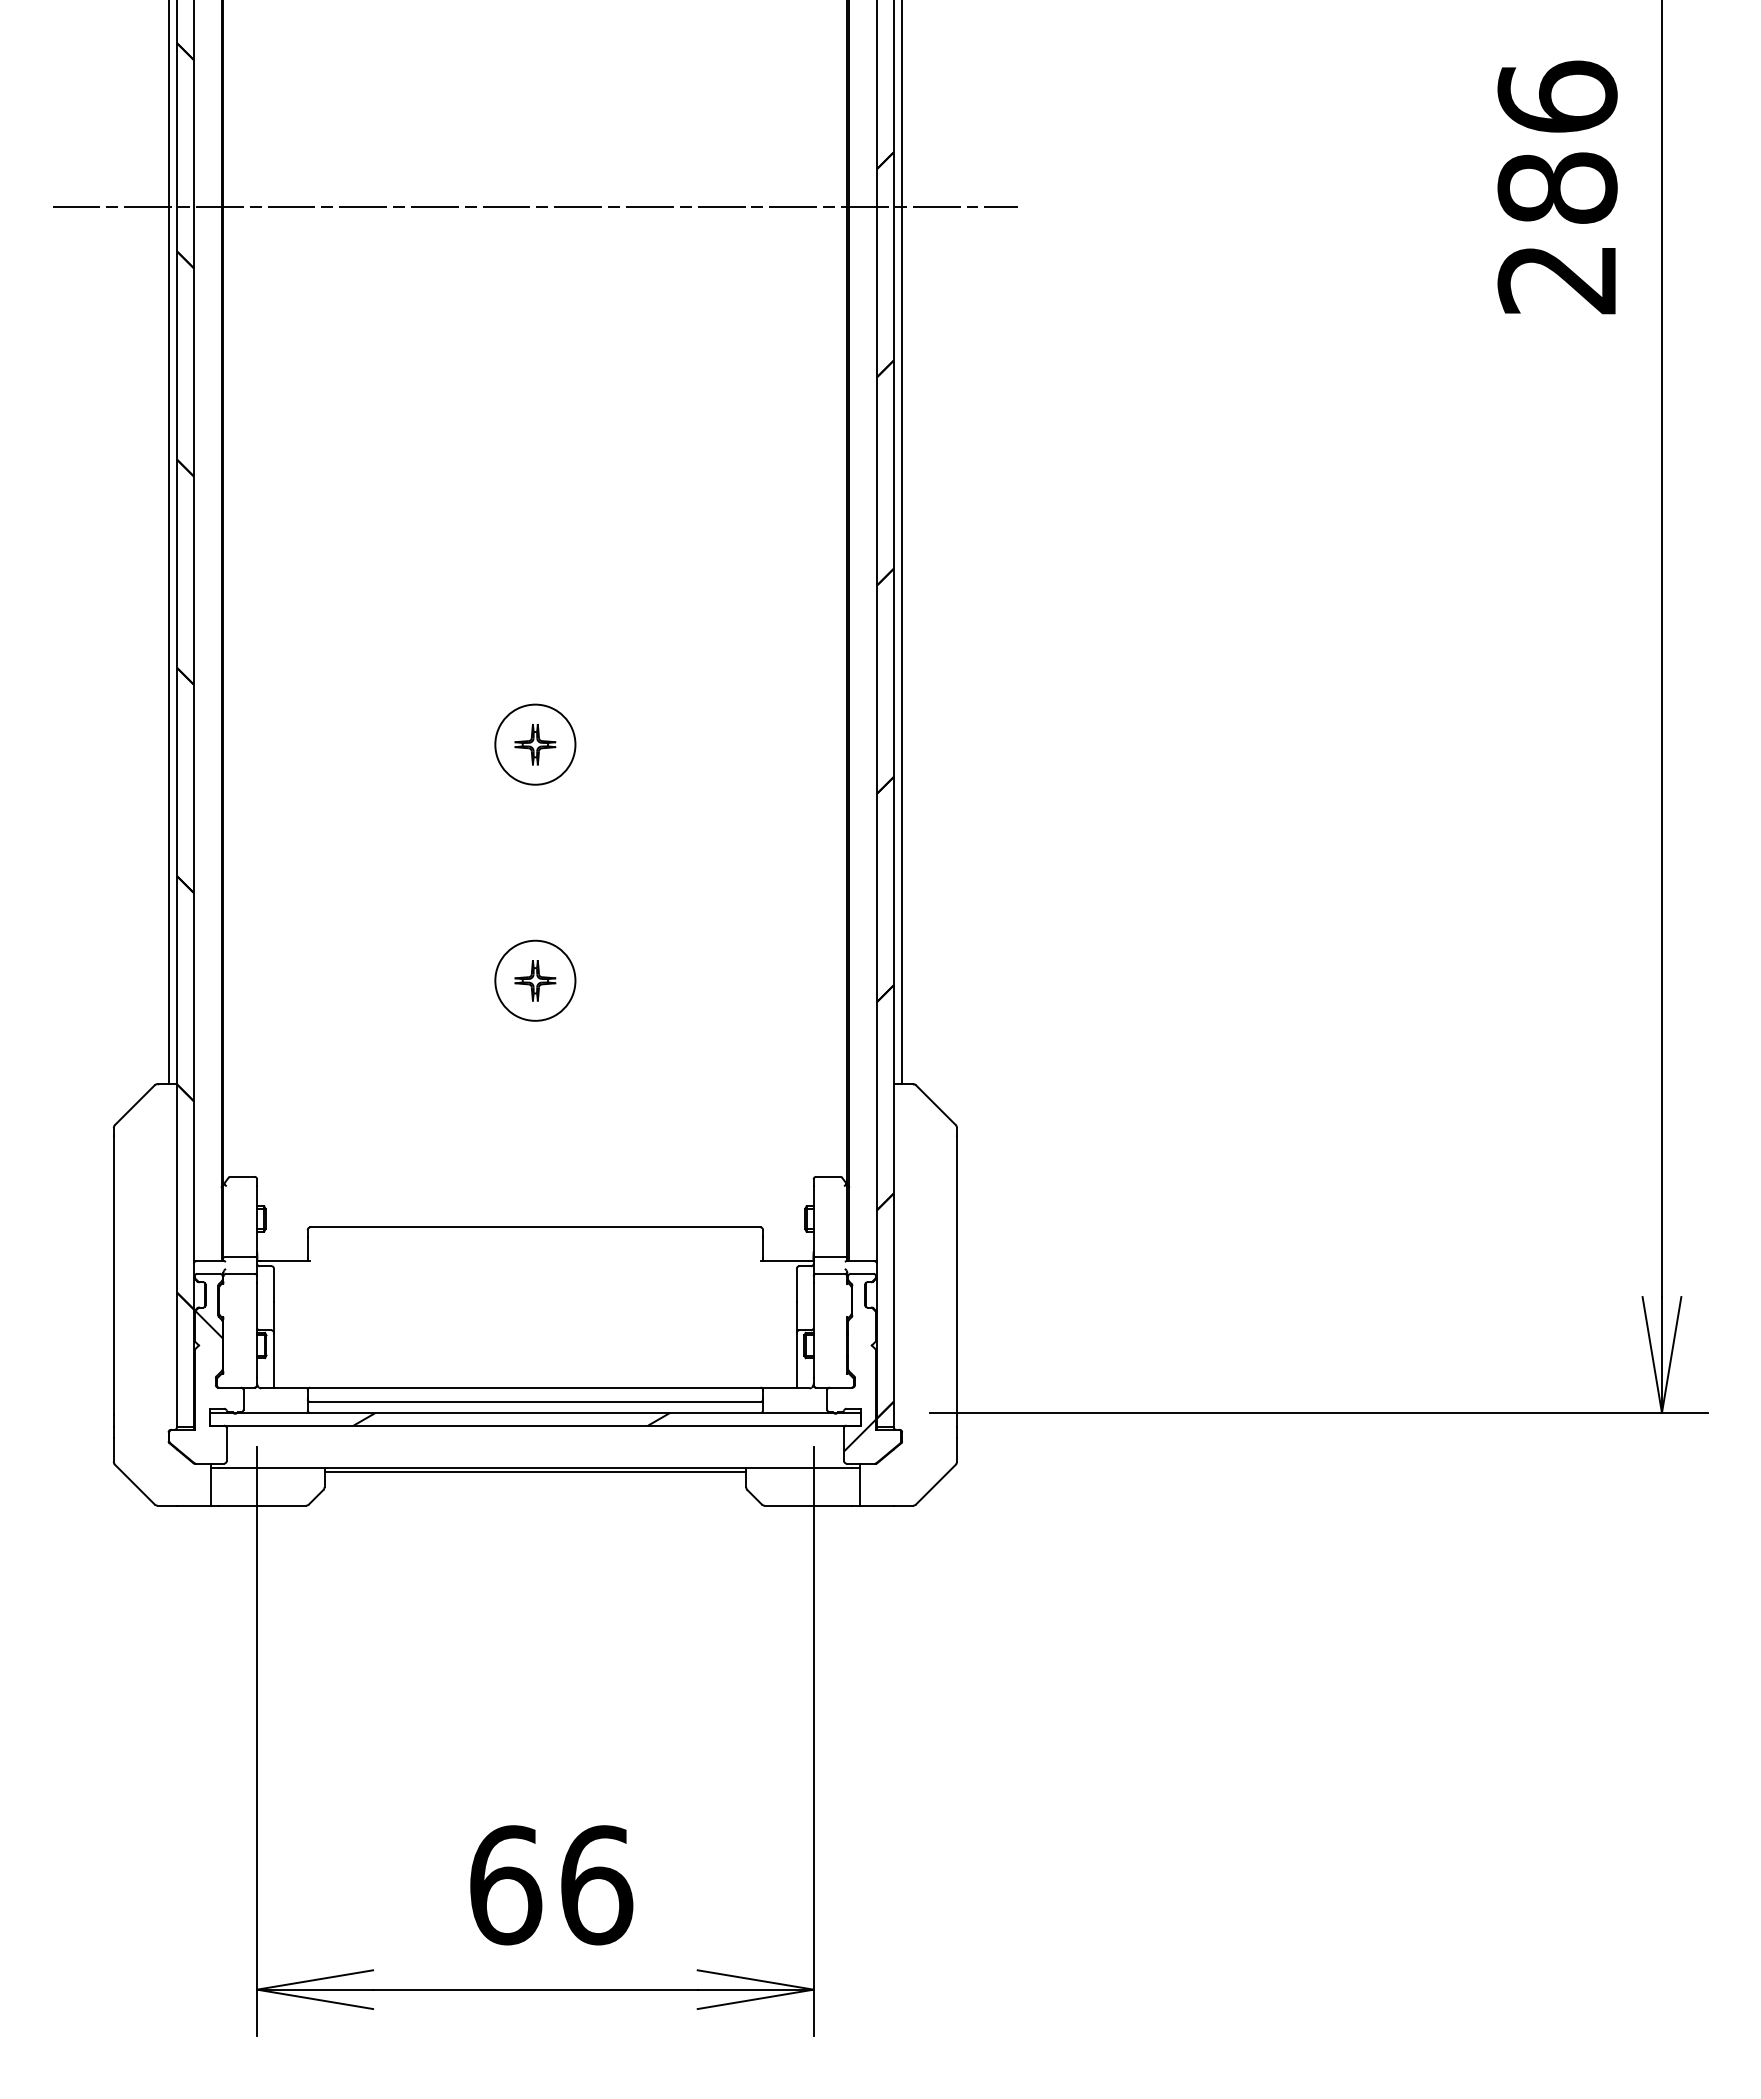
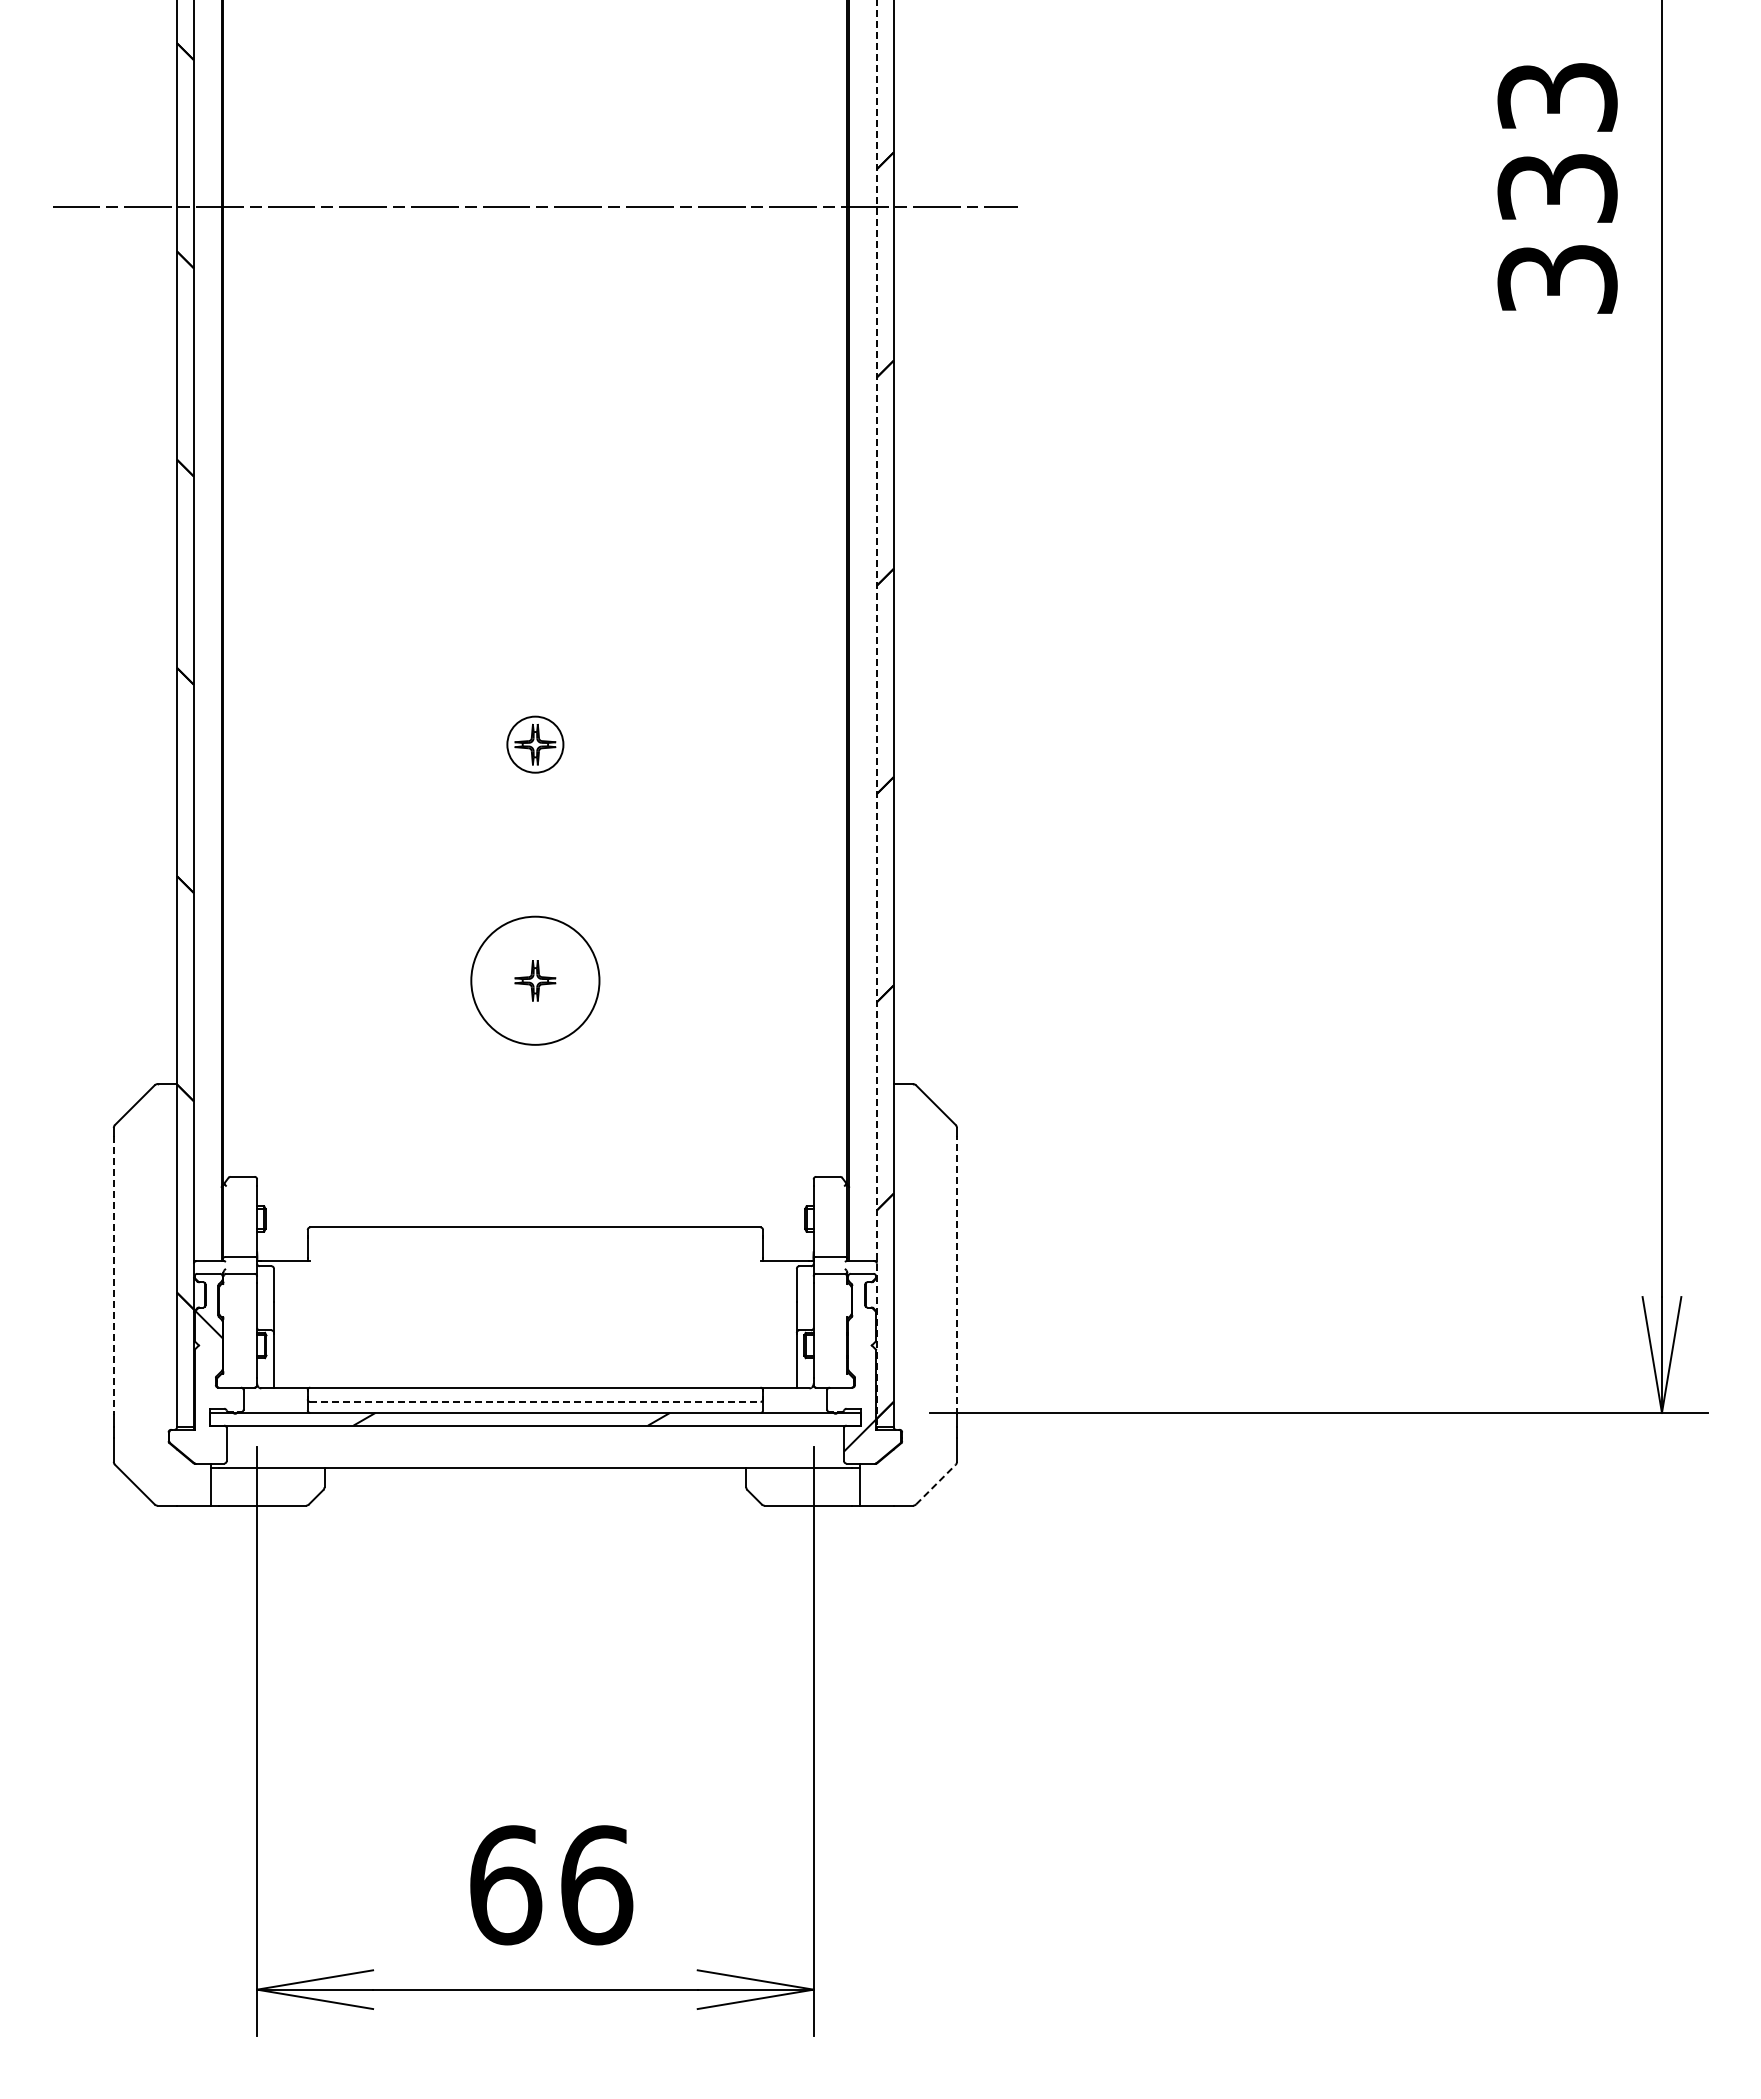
text: 286 -> 333 (1557, 187)
line: present -> none (168, 543)
line: present -> none (902, 543)
line: solid -> dashed (876, 714)
circle diameter: 80 px -> 56 px (535, 744)
circle diameter: 80 px -> 128 px (535, 980)
line: solid -> dashed (957, 1274)
line: solid -> dashed (113, 1275)
line: solid -> dashed (535, 1401)
line: present -> none (535, 1471)
line: solid -> dashed (936, 1484)
